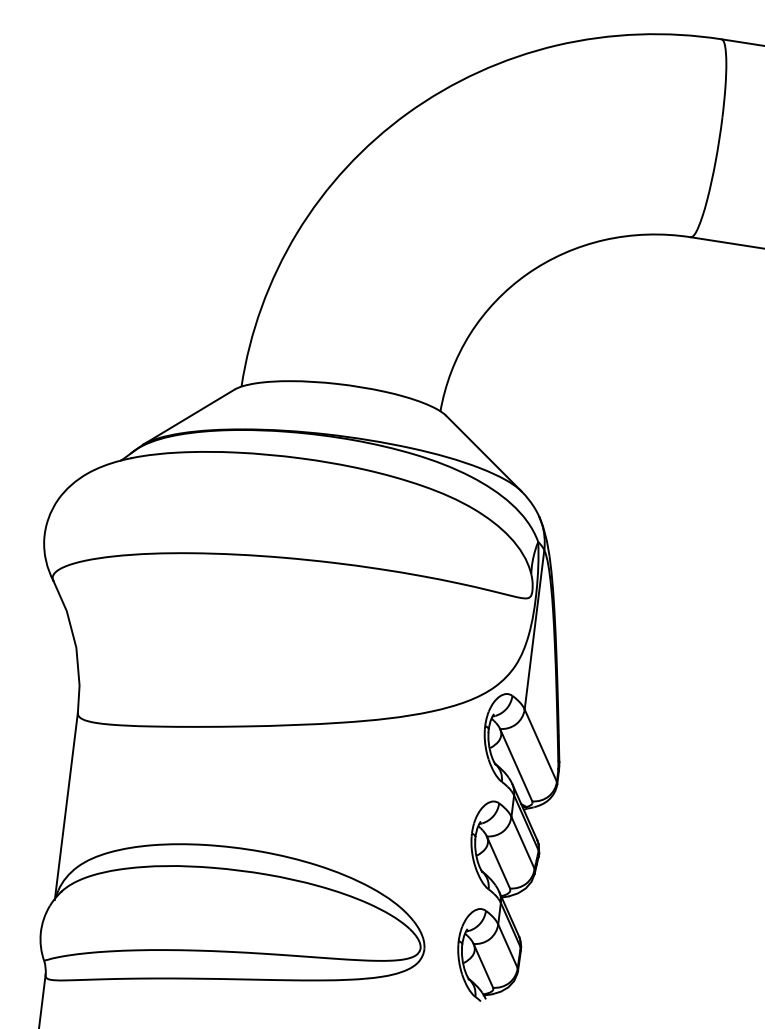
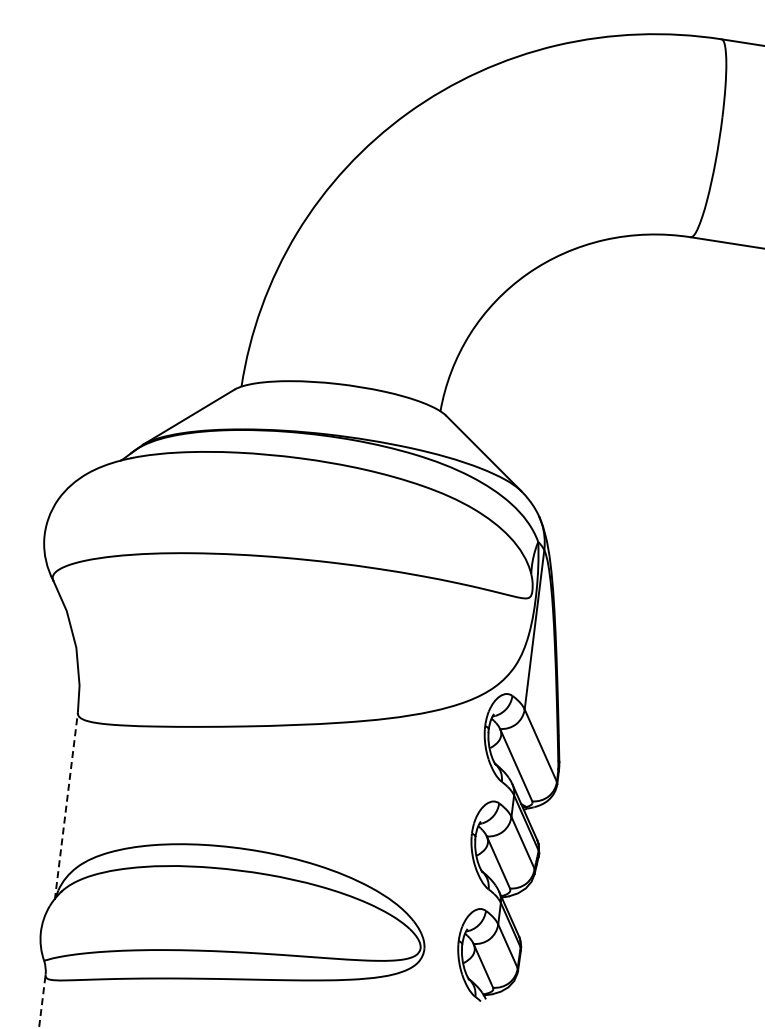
line: solid -> dashed (66, 805)
line: solid -> dashed (42, 1000)
